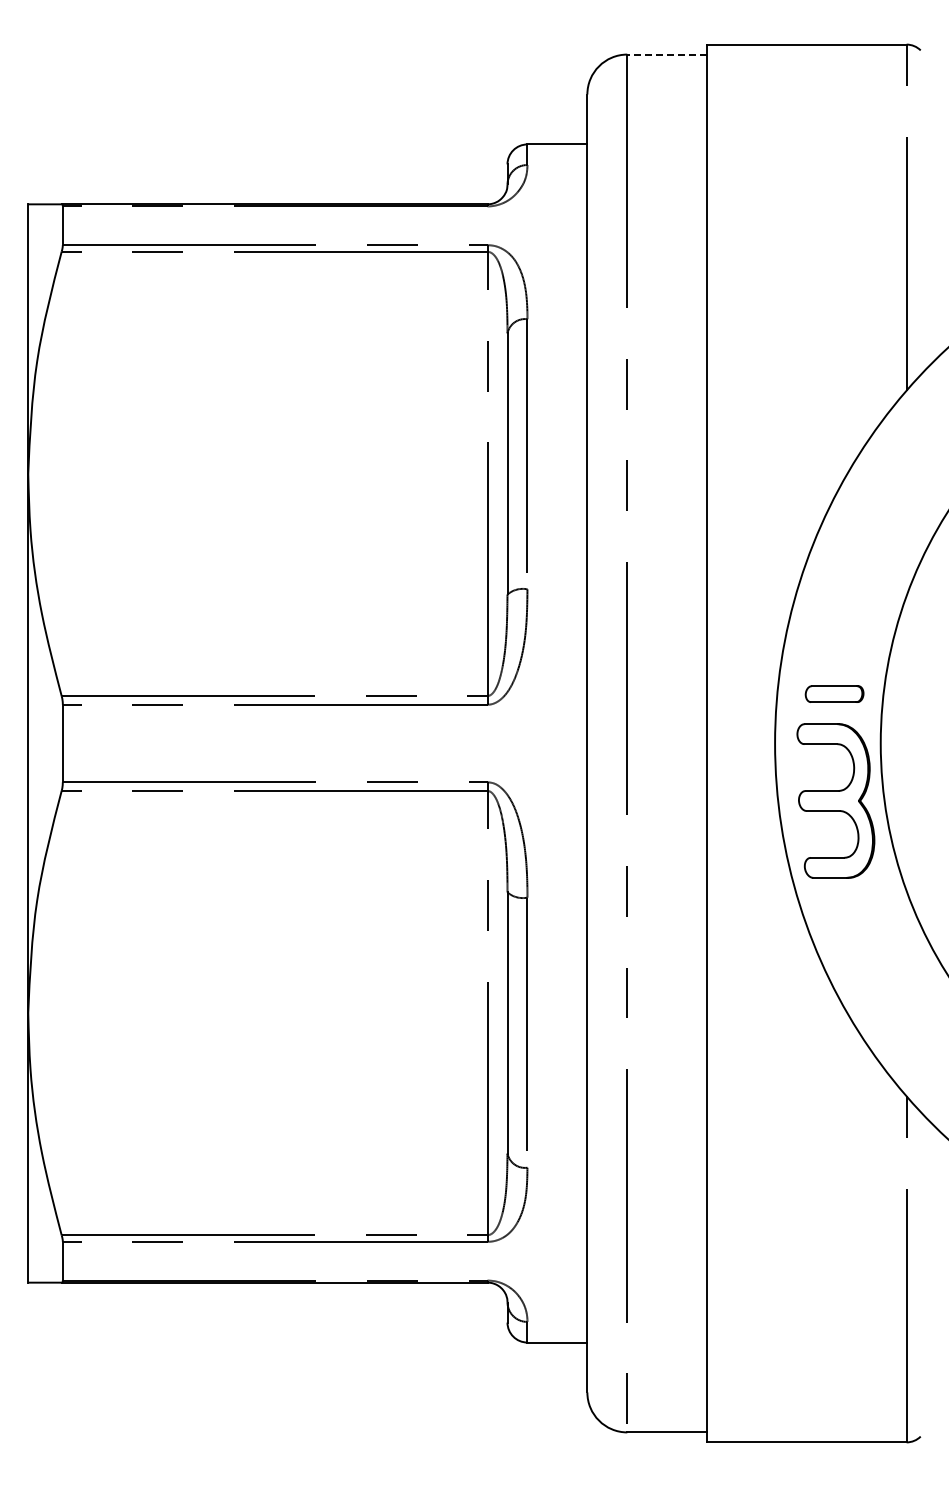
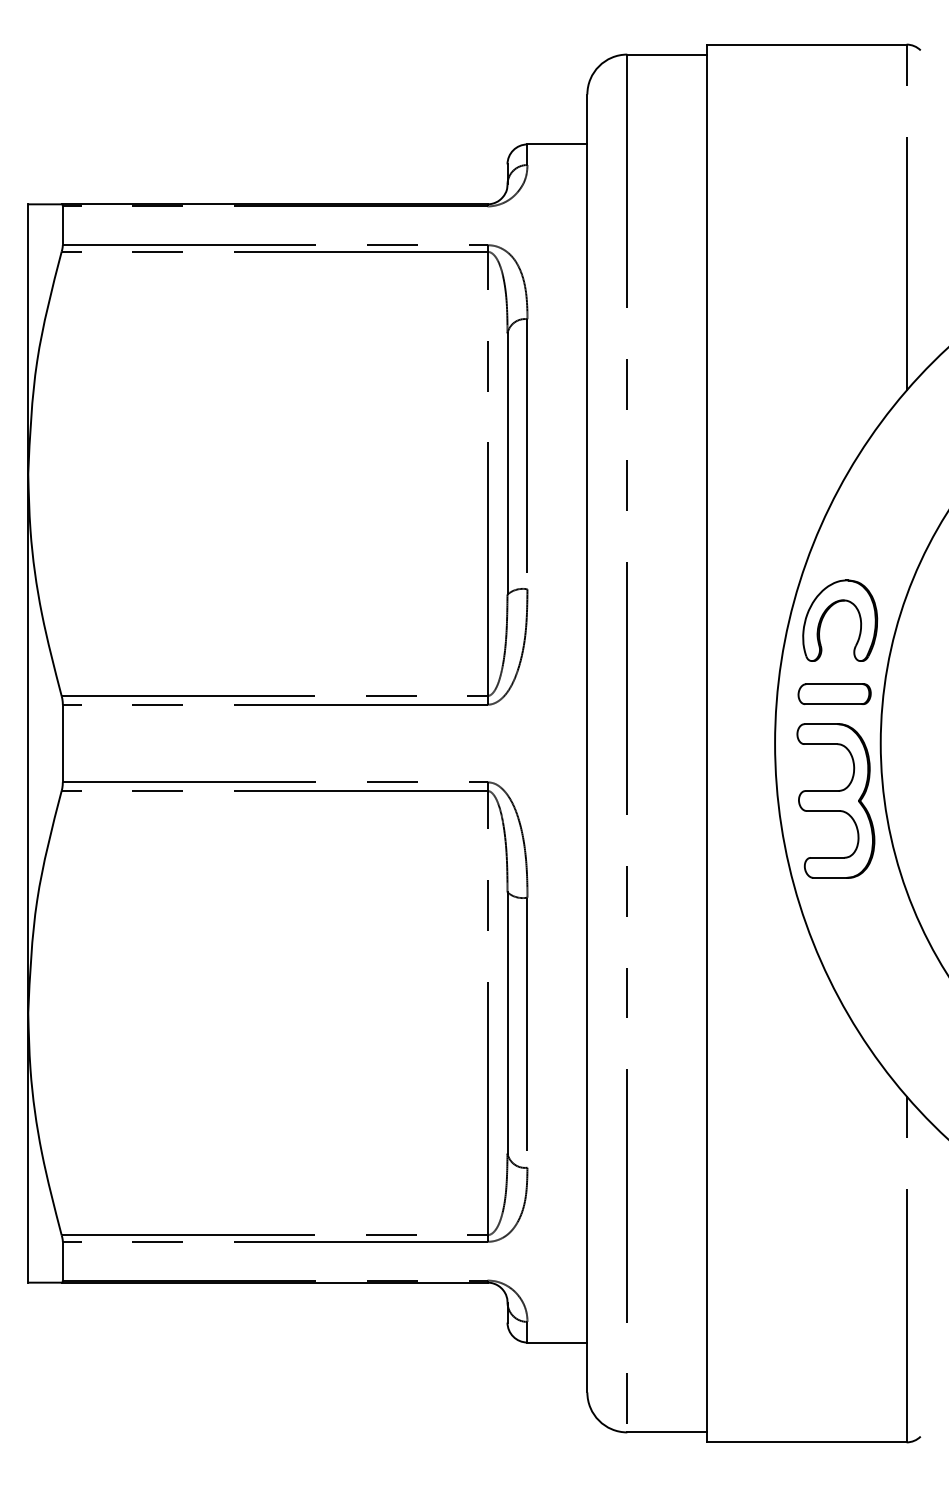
line: dashed -> solid (667, 54)
part: none -> present (829, 609)
part size: 61x18 px -> 75x22 px (834, 693)
